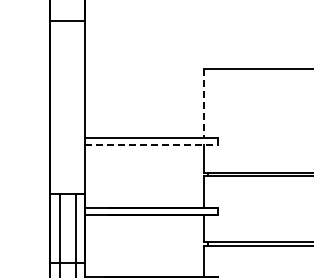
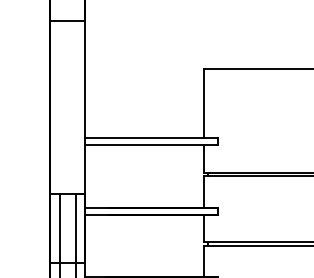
line: dashed -> solid (204, 104)
line: dashed -> solid (151, 145)
